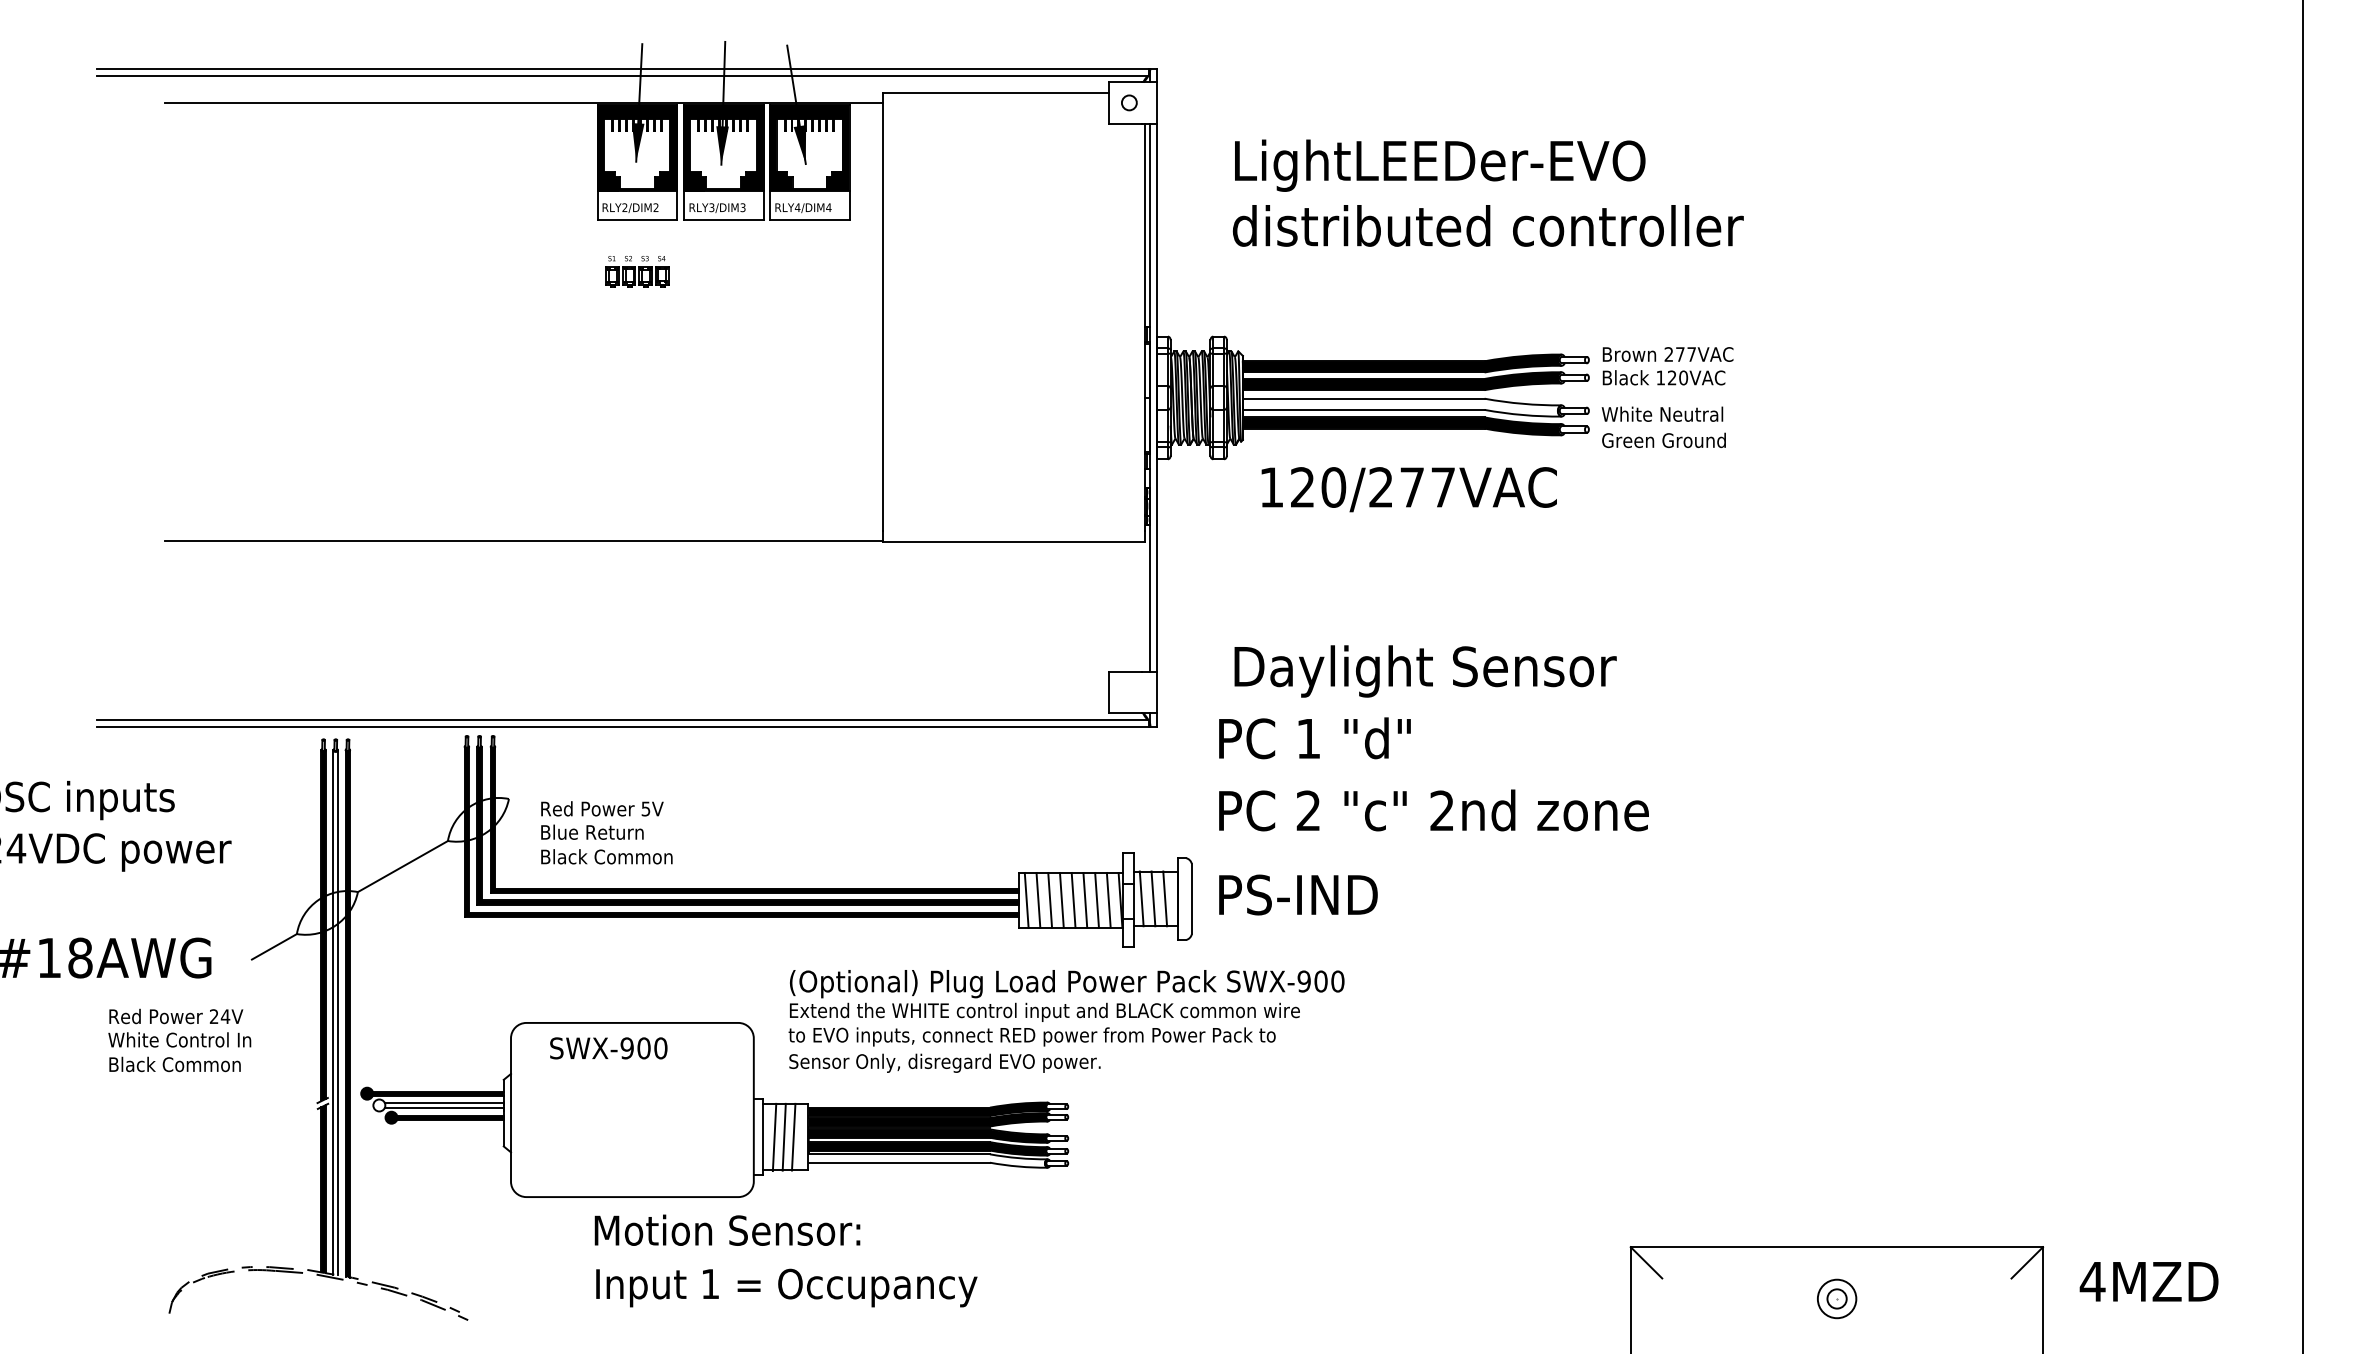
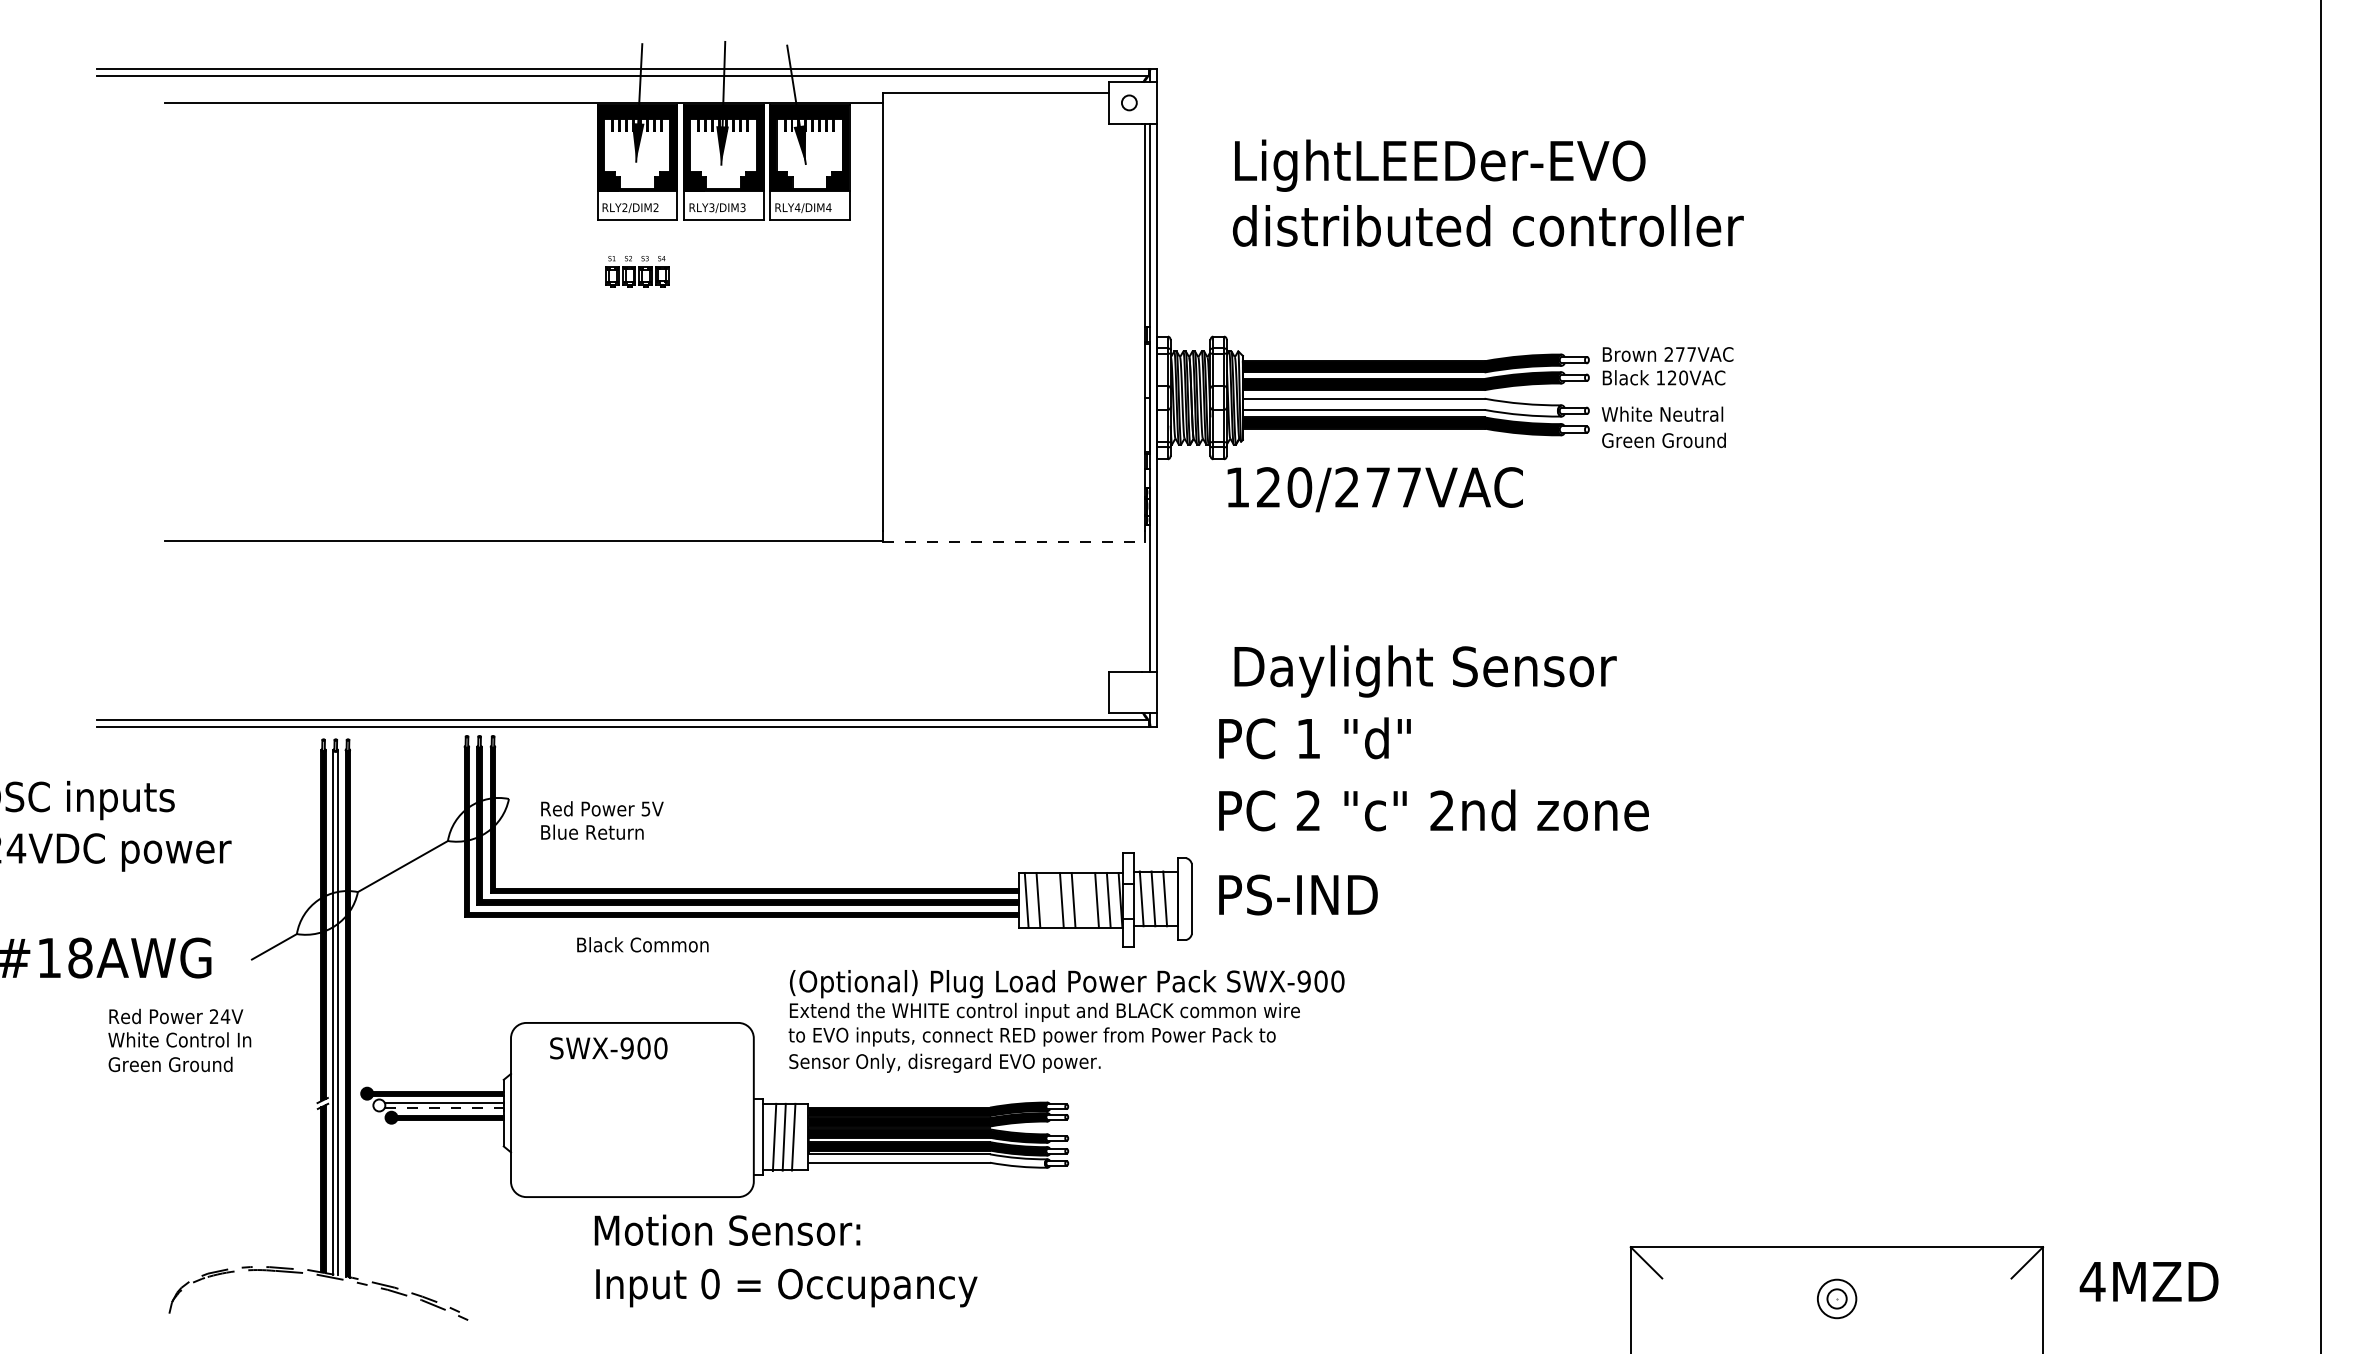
text position: (1408, 489) -> (1374, 489) (1374, 489)
line: solid -> dashed (1014, 541)
line position: (2302, 676) -> (2320, 676) (2320, 676)
text position: (606, 856) -> (642, 944) (642, 944)
line: present -> none (1050, 899)
line: present -> none (1085, 899)
text: Black Common -> Green Ground (174, 1064)
line: solid -> dashed (444, 1107)
text: 1 -> 0 (710, 1283)
